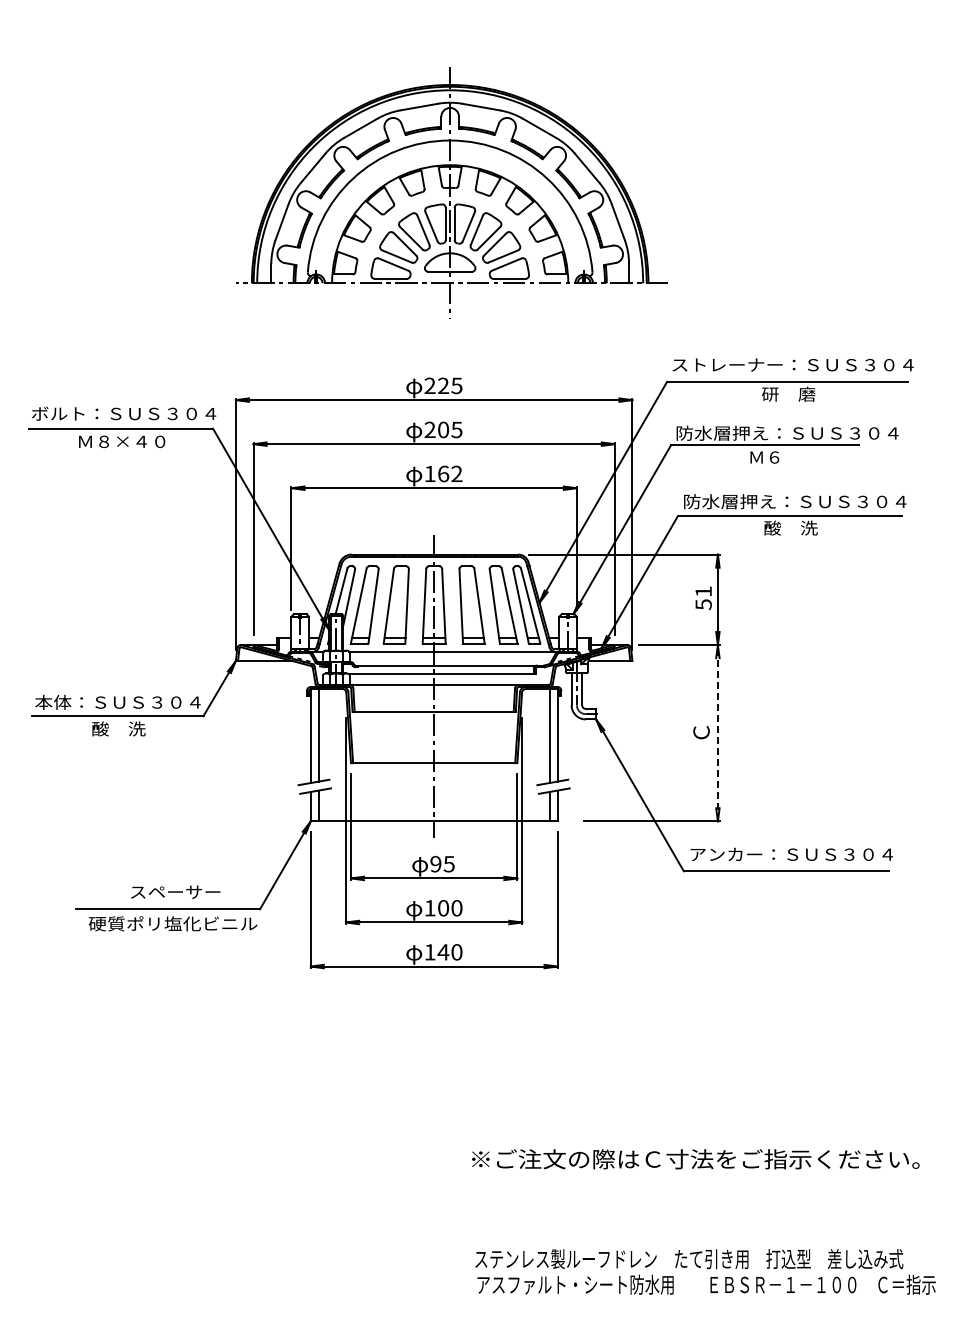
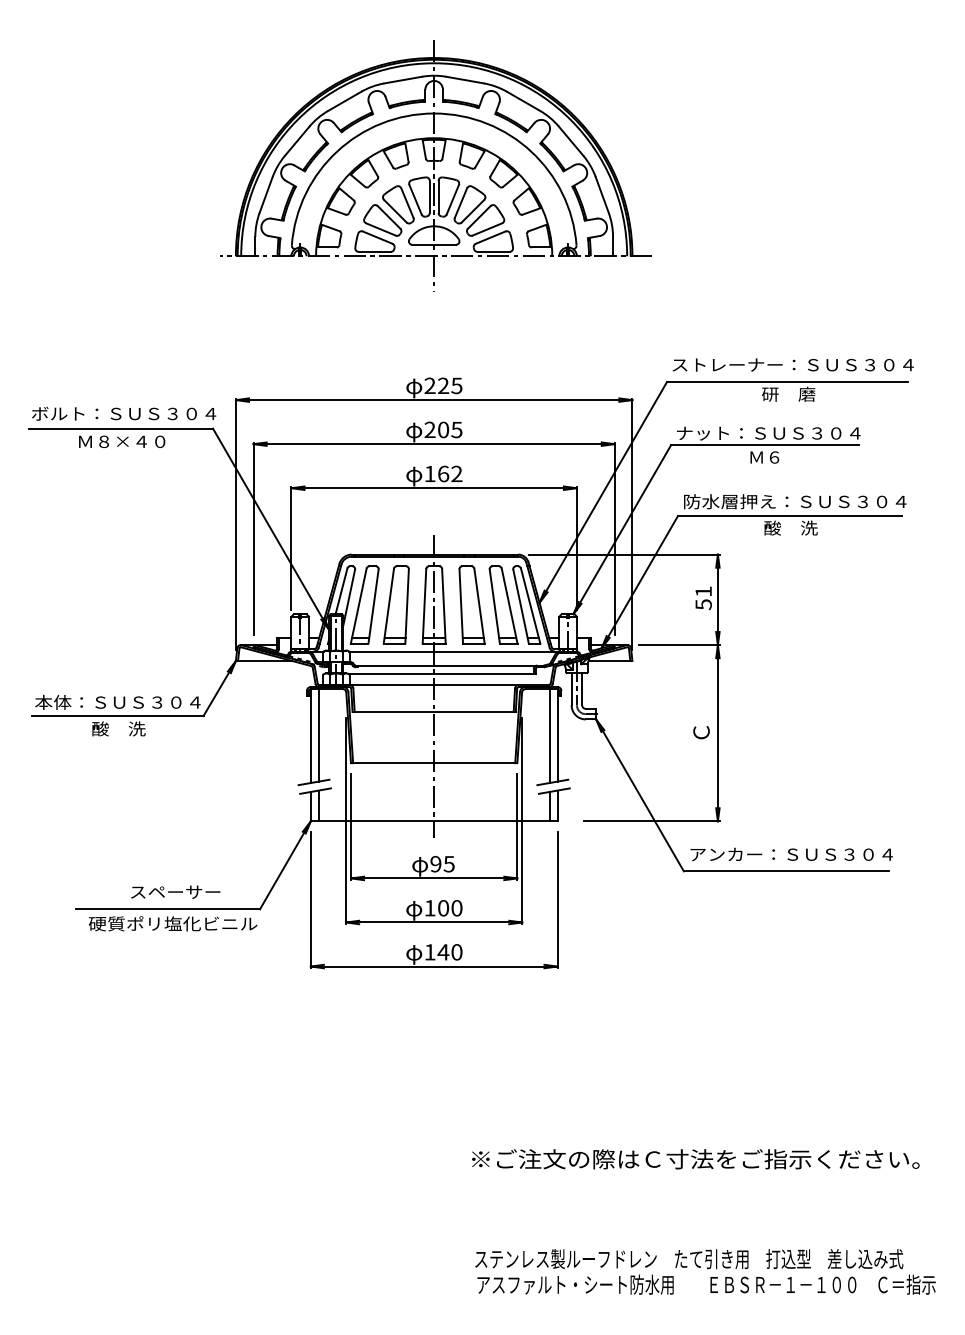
part position: (451, 192) -> (435, 165) (435, 165)
text: 防水層押え：ＳＵＳ３０４ -> ナット：ＳＵＳ３０４ (787, 432)
line: dashed -> solid (717, 732)
